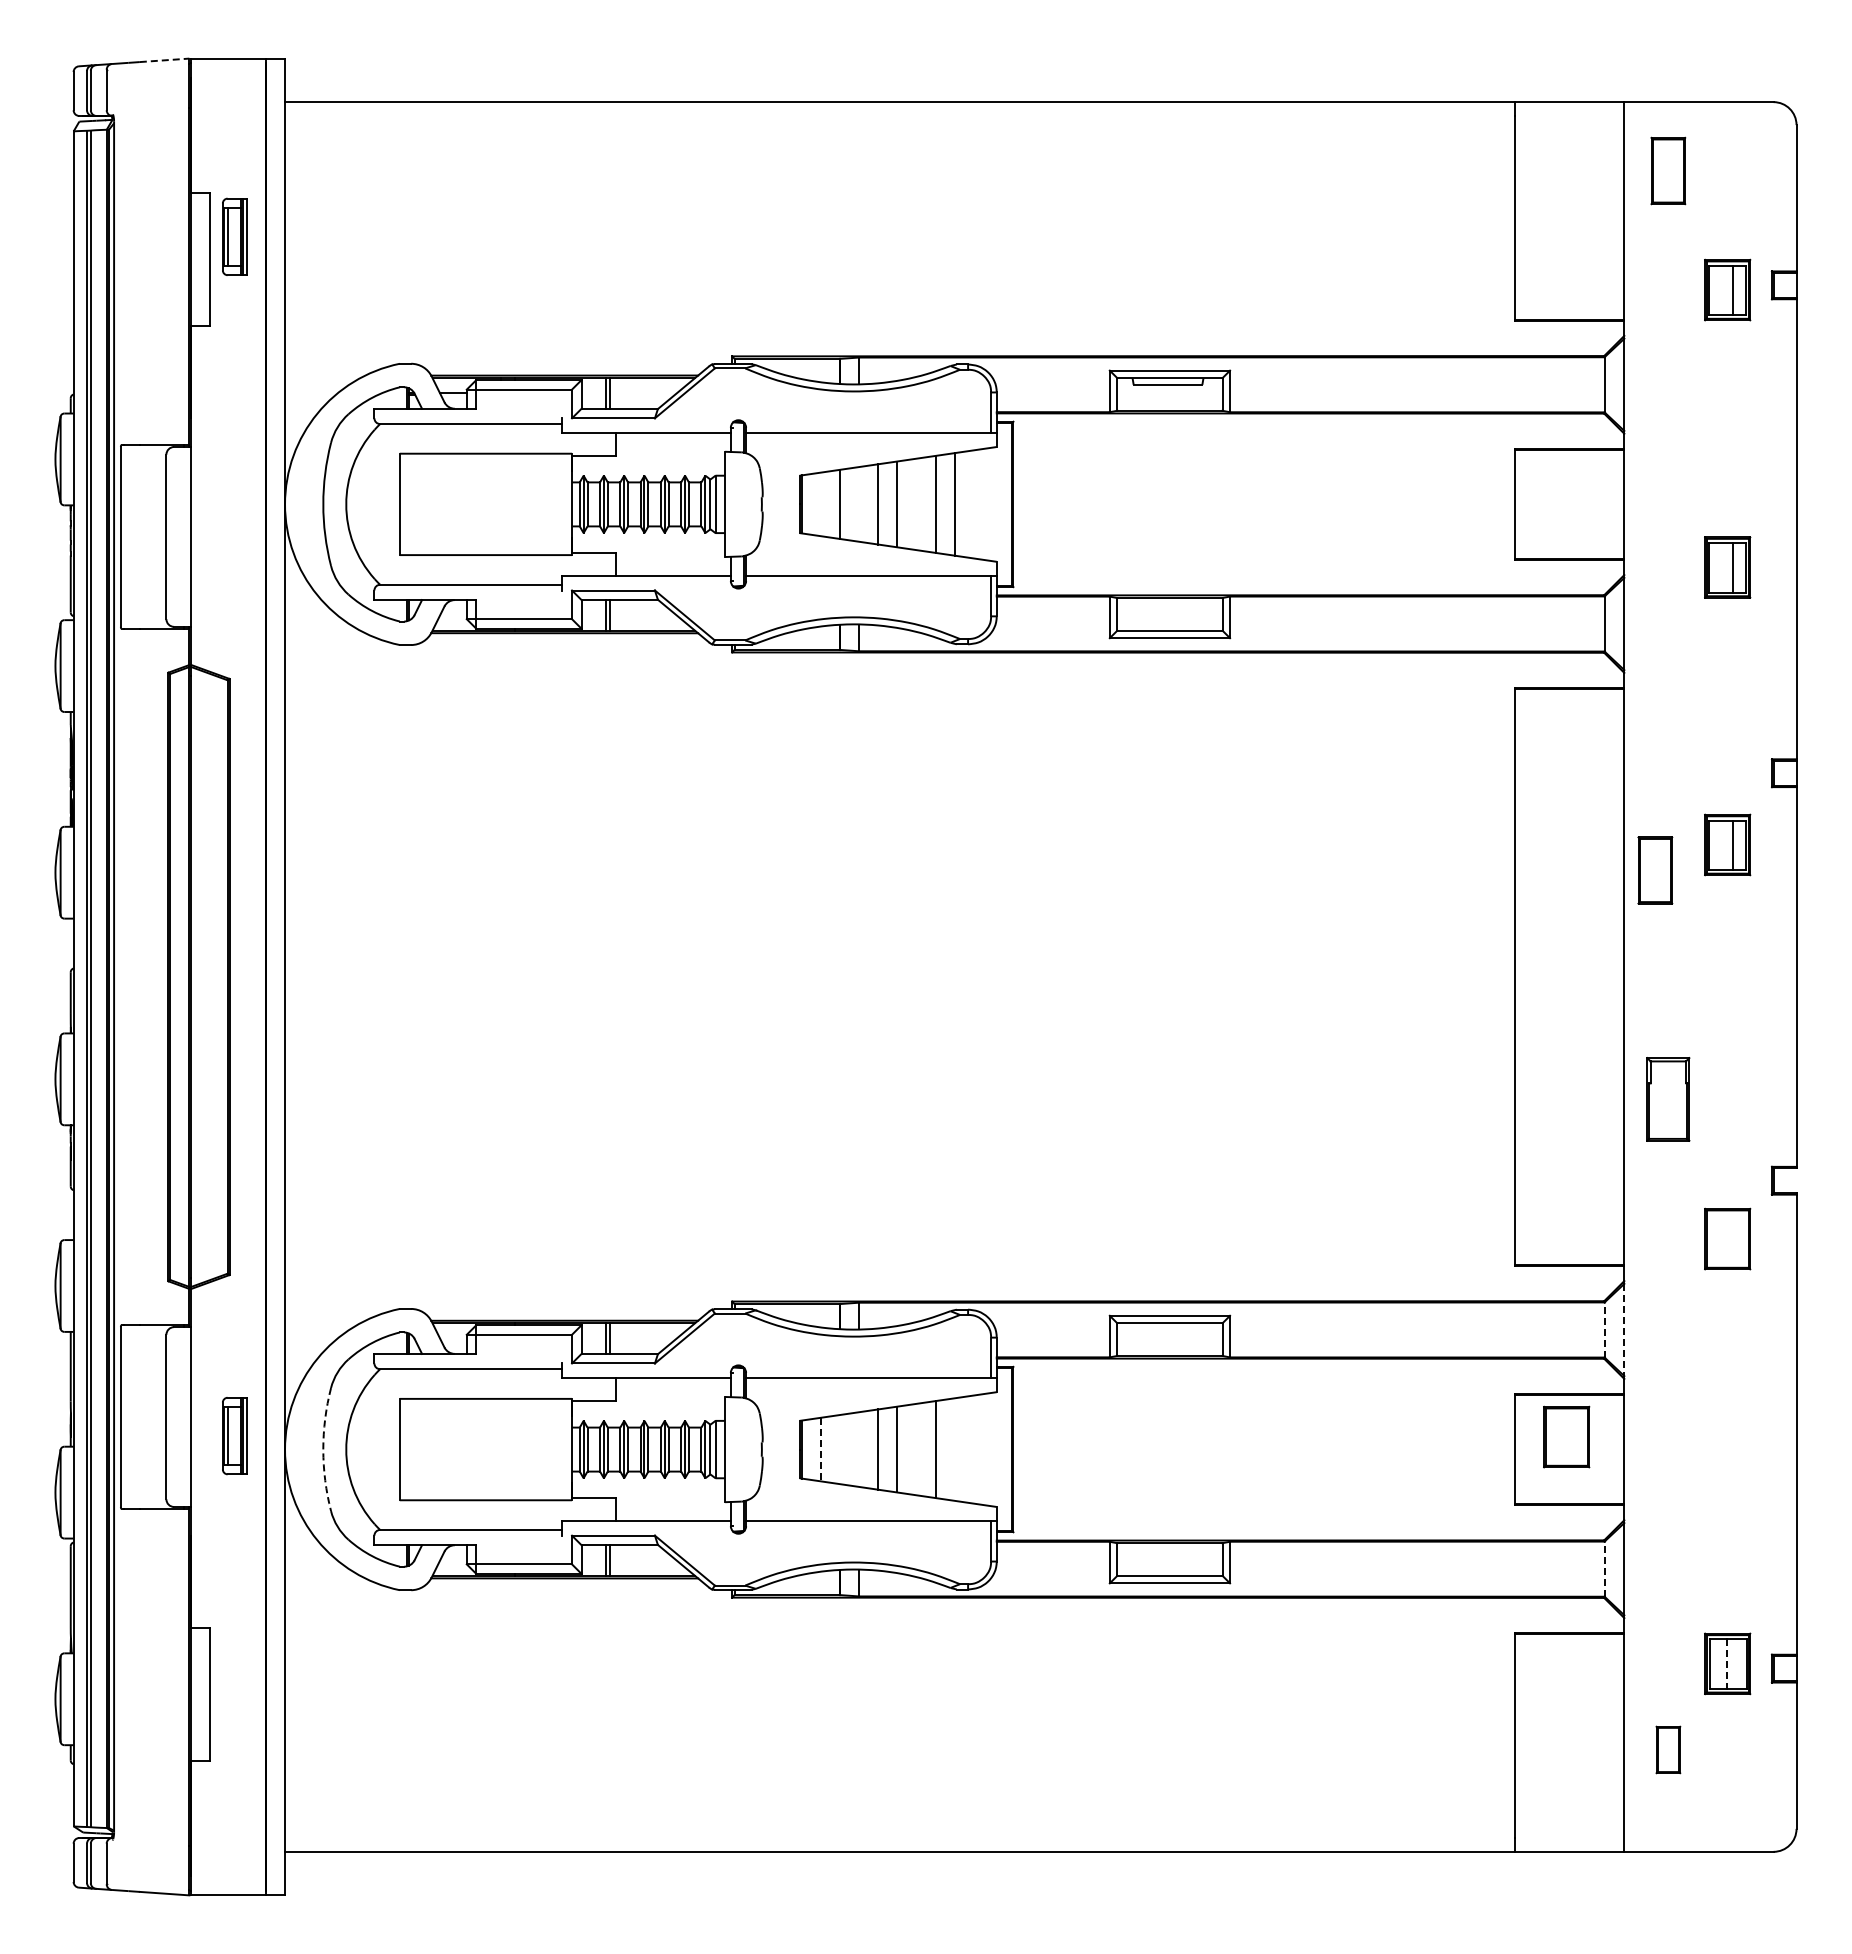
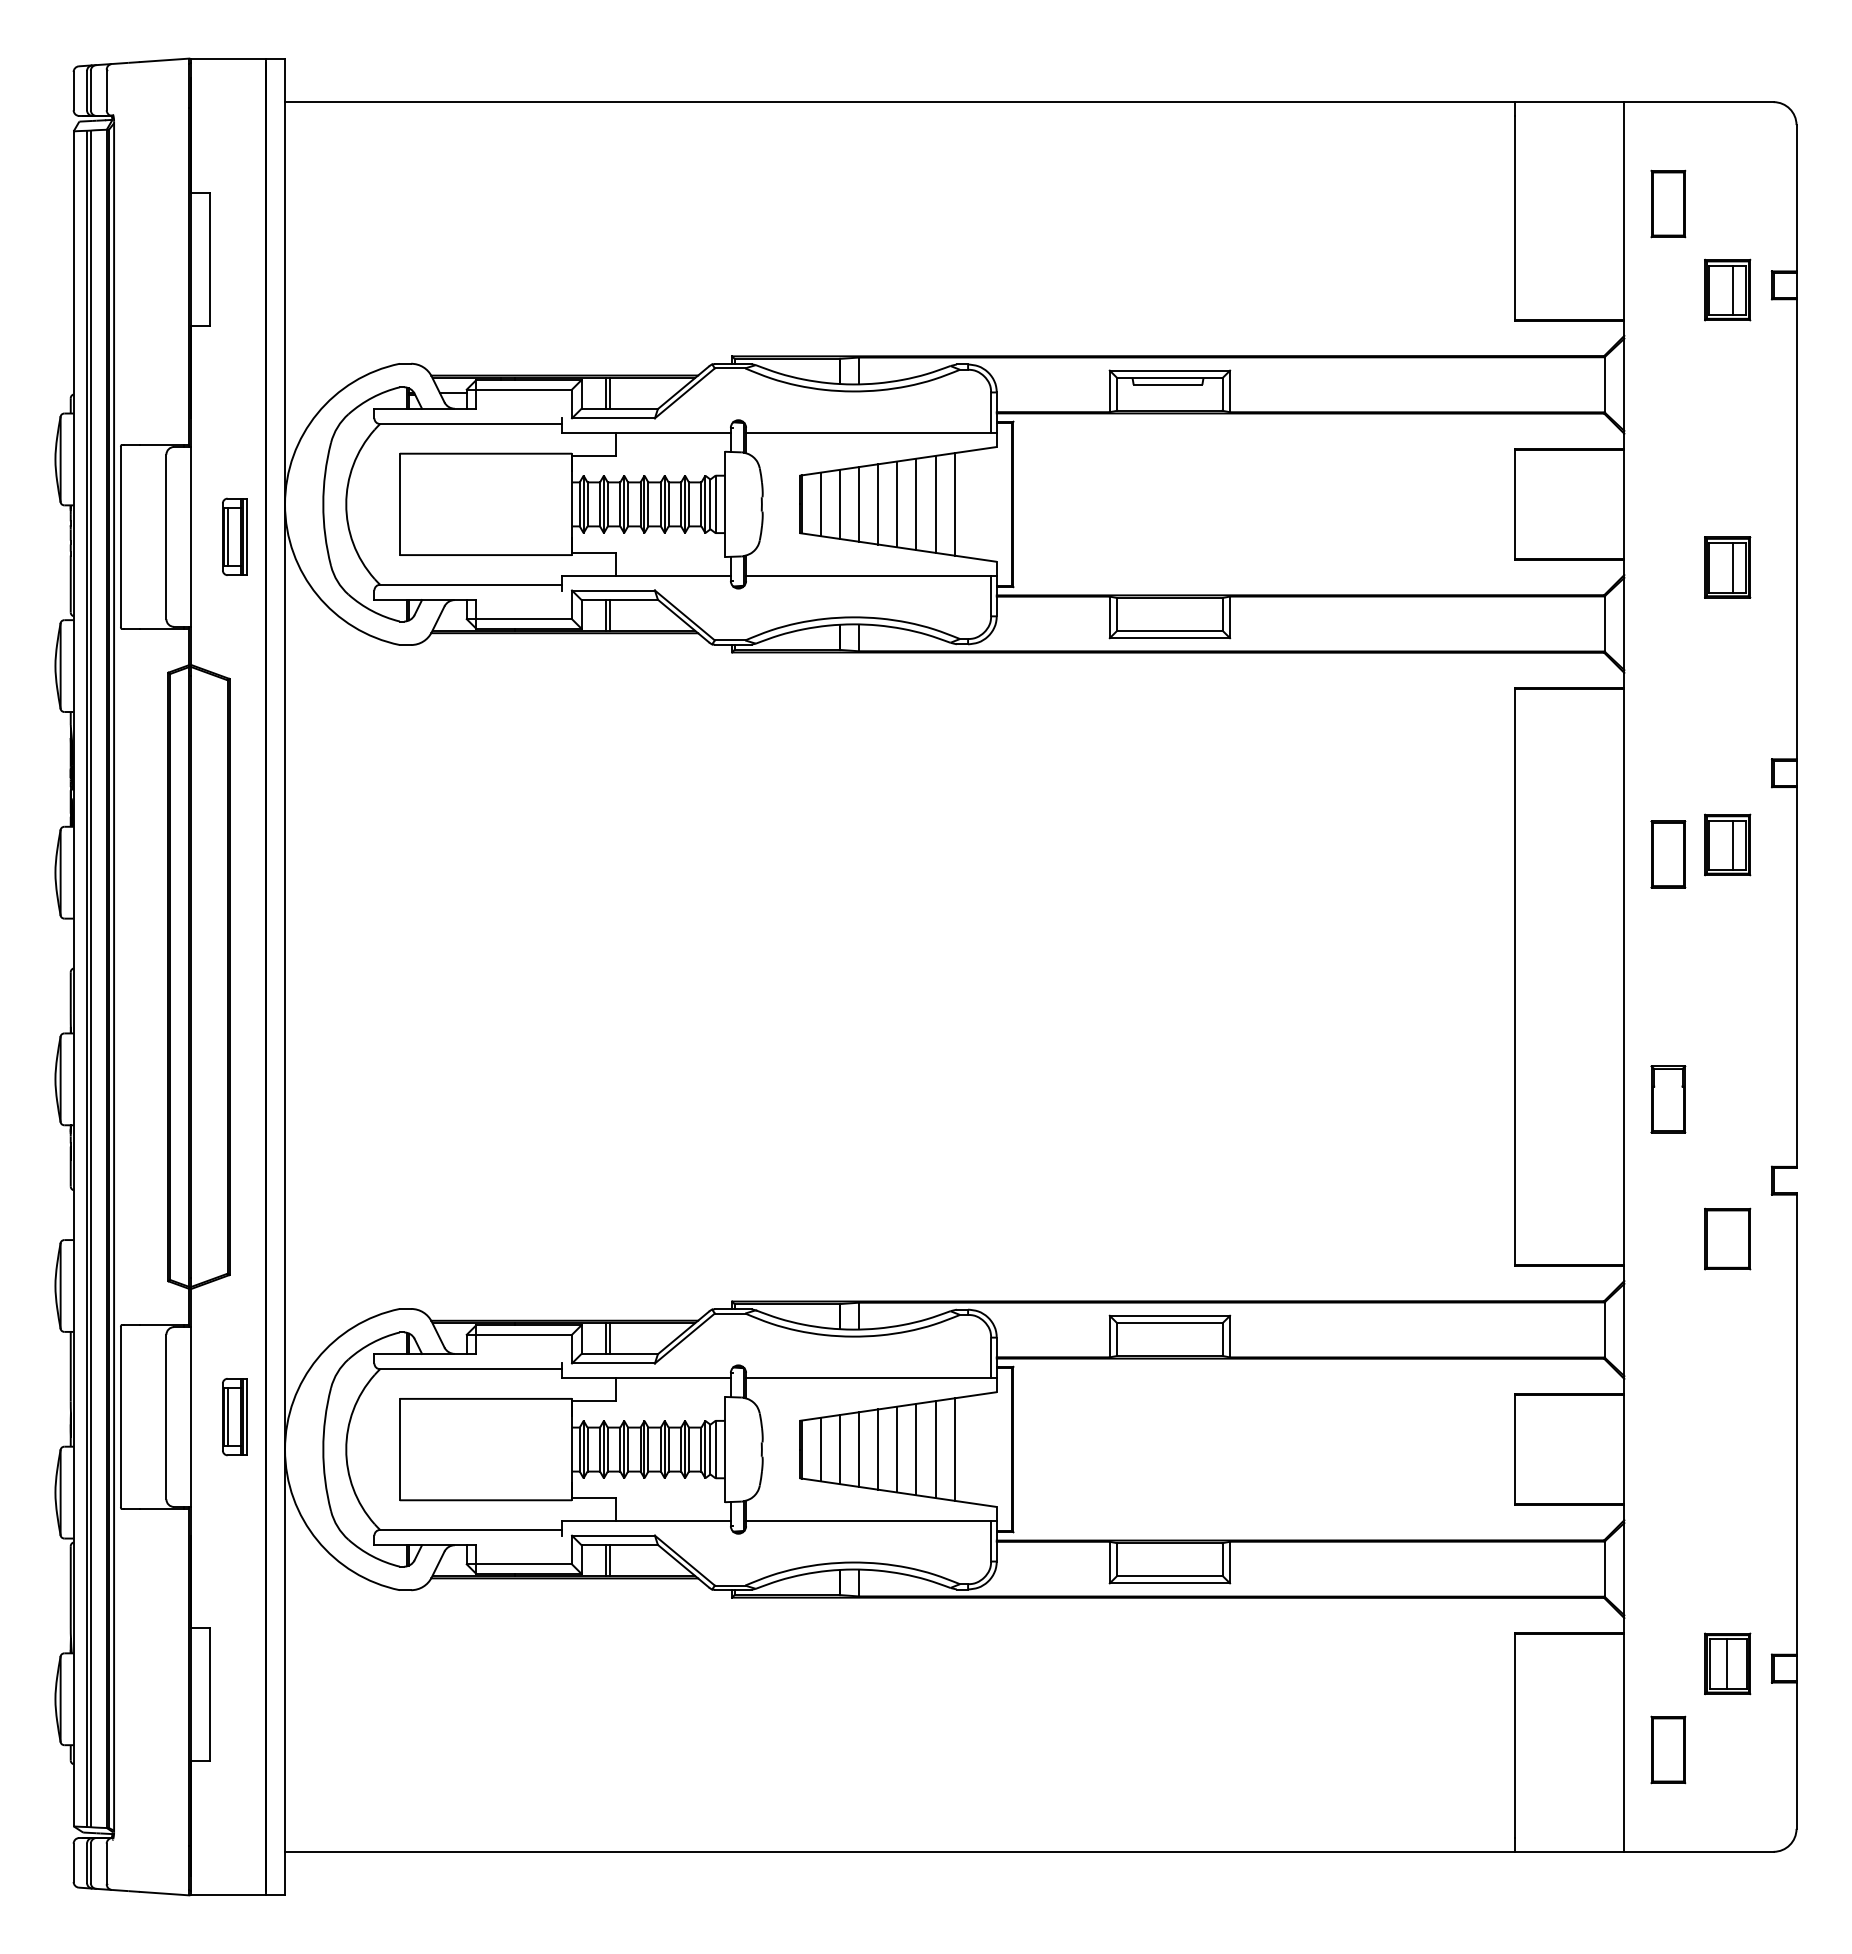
line: dashed -> solid (164, 60)
part position: (1668, 170) -> (1668, 203) (1668, 203)
part position: (234, 236) -> (234, 536) (234, 536)
line: none -> present (820, 504)
line: none -> present (859, 504)
line: none -> present (916, 504)
part position: (1655, 870) -> (1668, 854) (1668, 854)
part size: 45x85 px -> 37x69 px (1668, 1099)
line: dashed -> solid (1604, 1330)
line: dashed -> solid (1624, 1330)
part position: (234, 1436) -> (234, 1417) (234, 1417)
part: present -> none (1566, 1436)
arc: dashed -> solid (323, 1449)
line: dashed -> solid (820, 1449)
line: none -> present (839, 1449)
line: none -> present (859, 1449)
line: none -> present (916, 1449)
line: none -> present (954, 1449)
line: dashed -> solid (1604, 1569)
line: dashed -> solid (1727, 1663)
part size: 27x50 px -> 37x70 px (1668, 1749)
